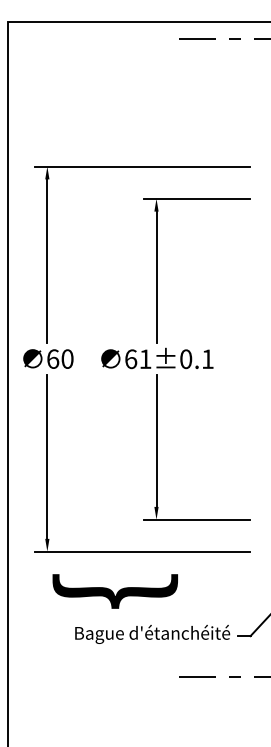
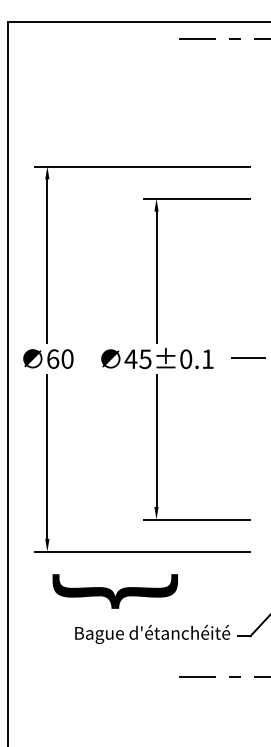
line: none -> present (249, 358)
text: 61±0.1 -> 45±0.1 (137, 359)
